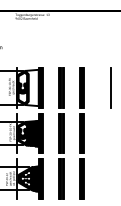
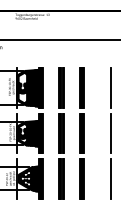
line: none -> present (59, 39)
hatch: none -> present (31, 87)
line: none -> present (111, 133)
line: none -> present (111, 178)
